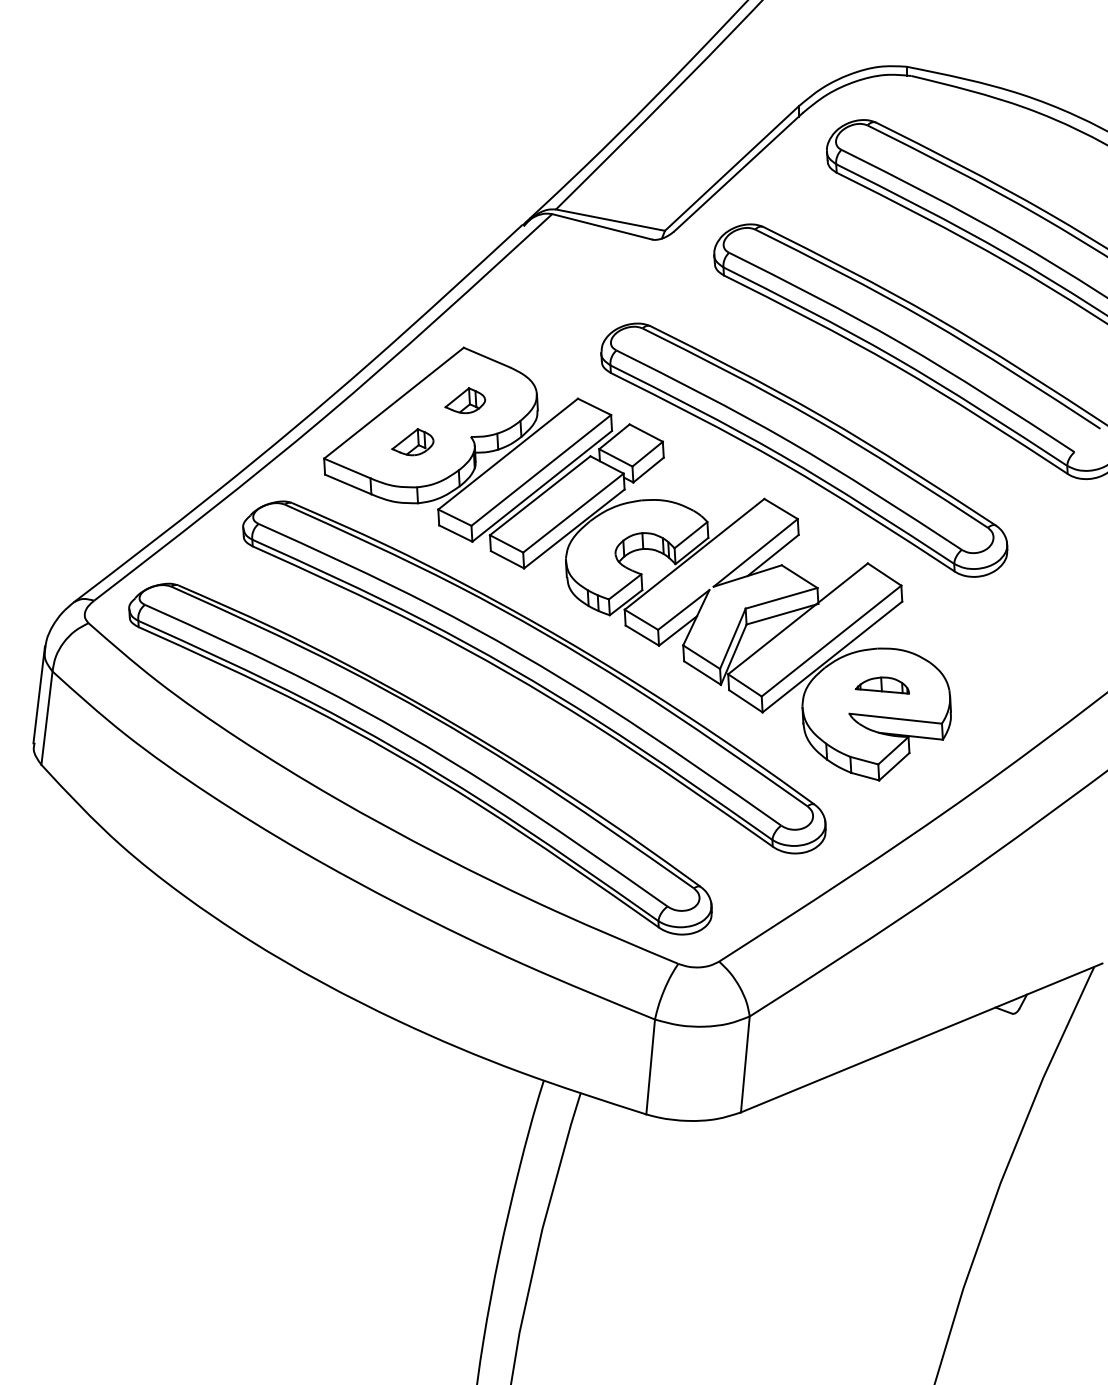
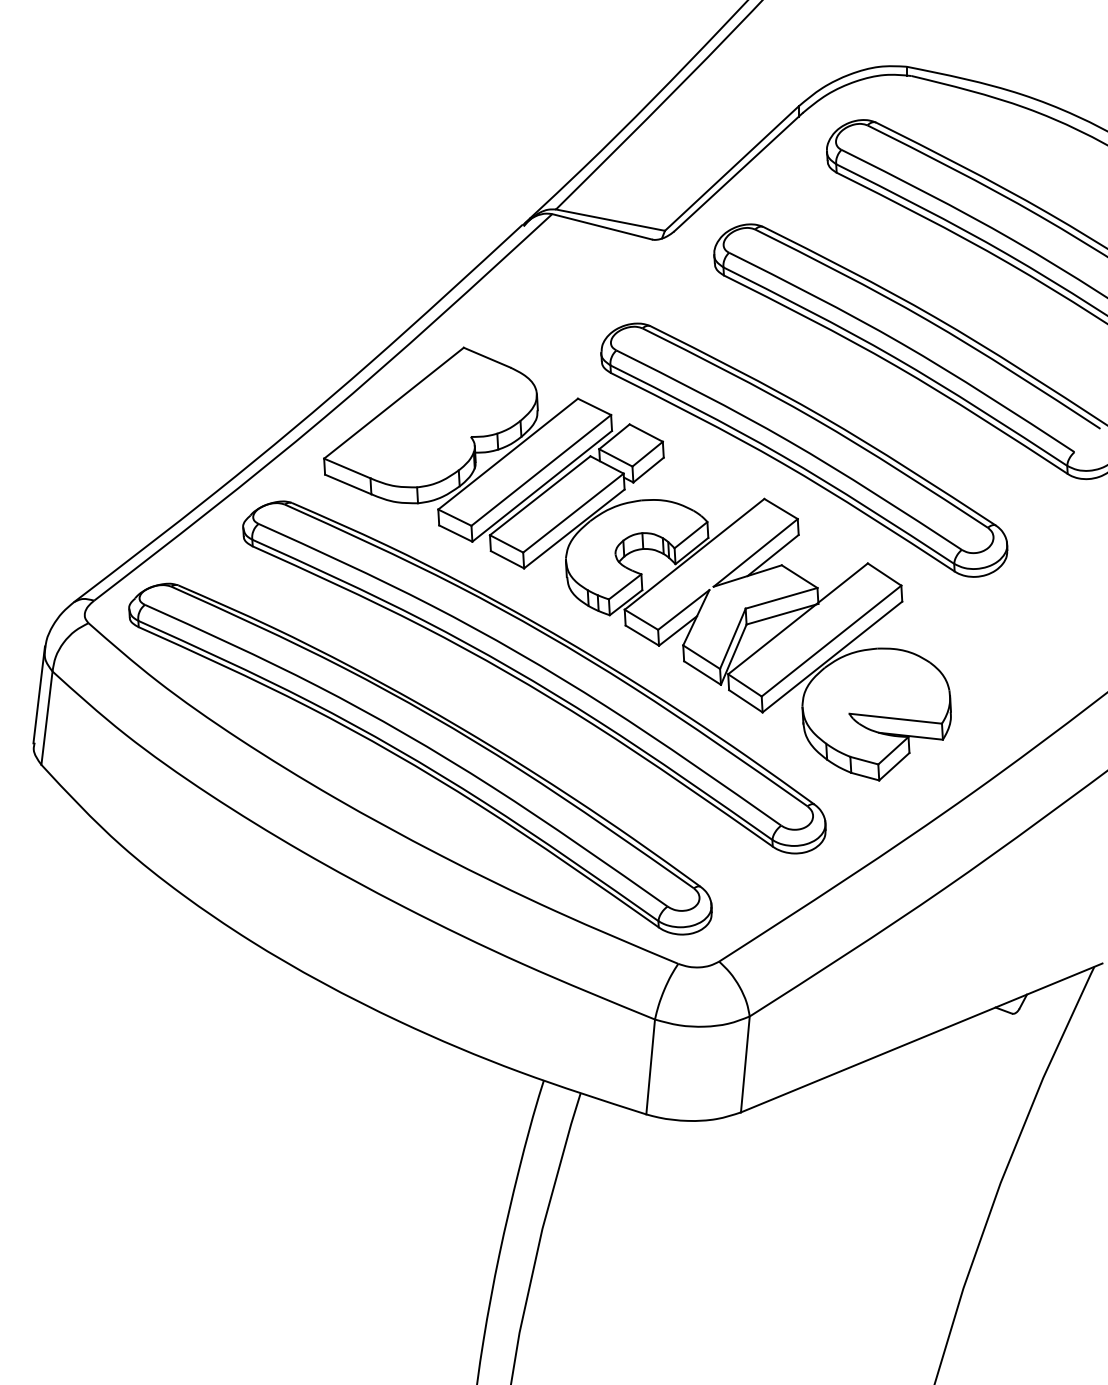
part: present -> none (465, 400)
part: present -> none (412, 442)
part: present -> none (881, 685)
